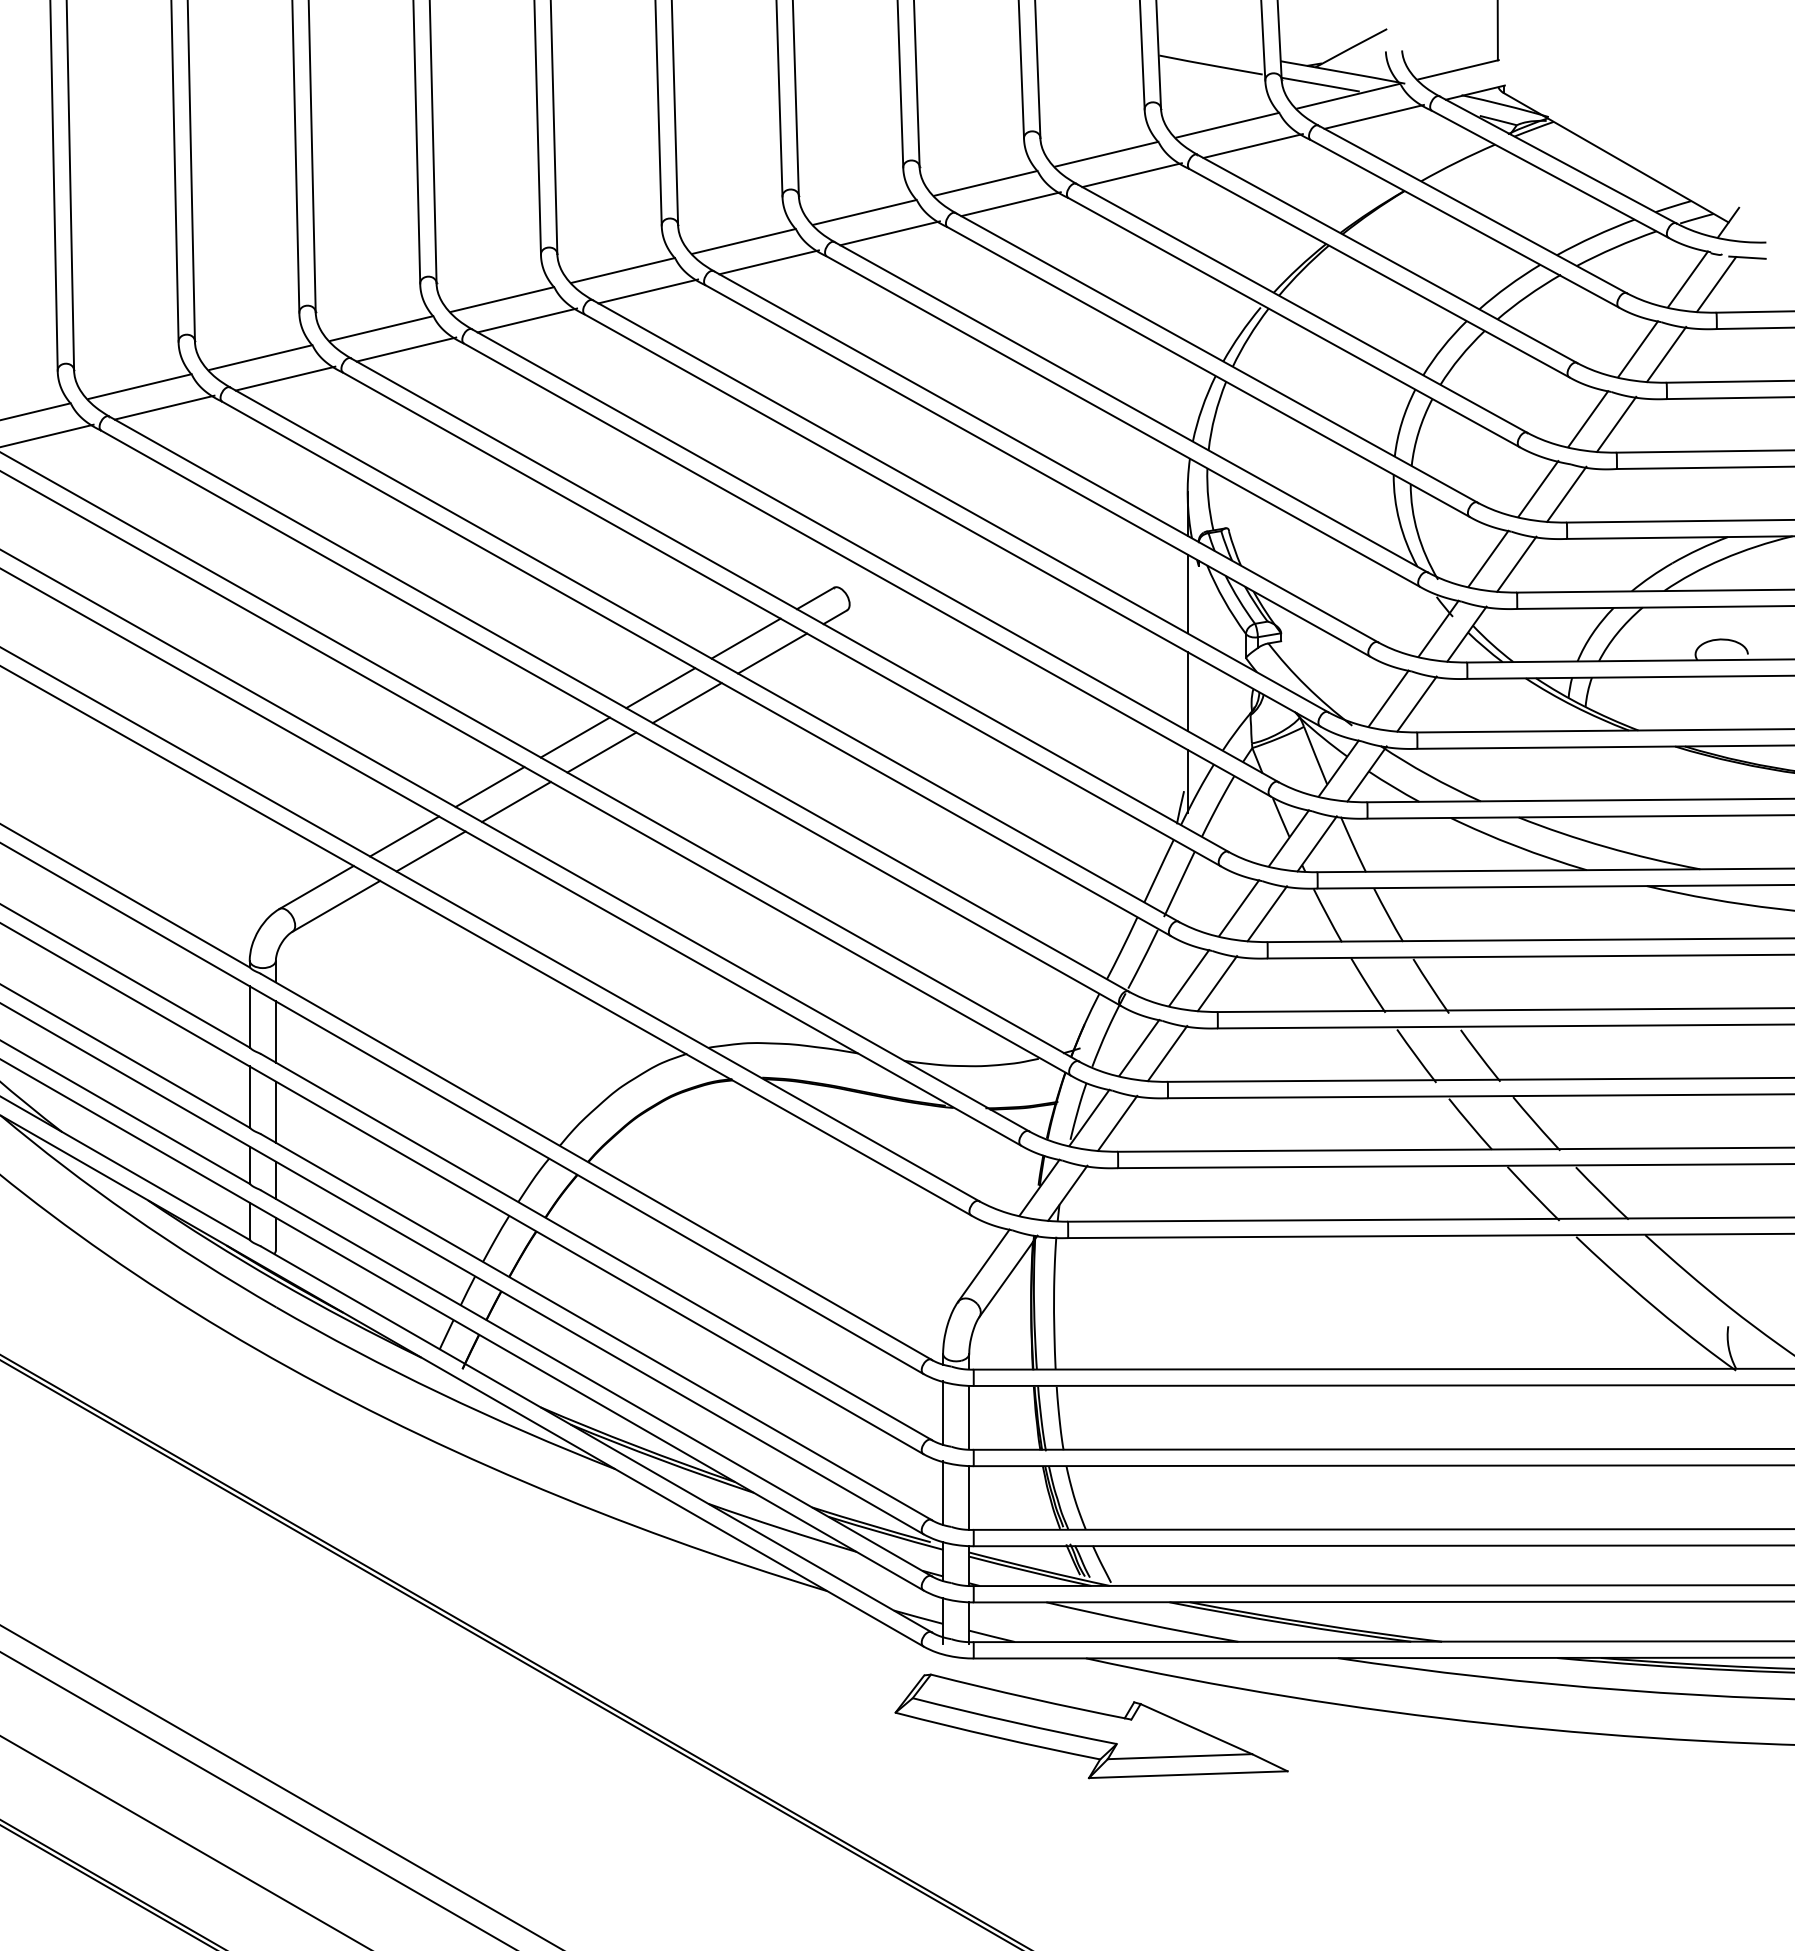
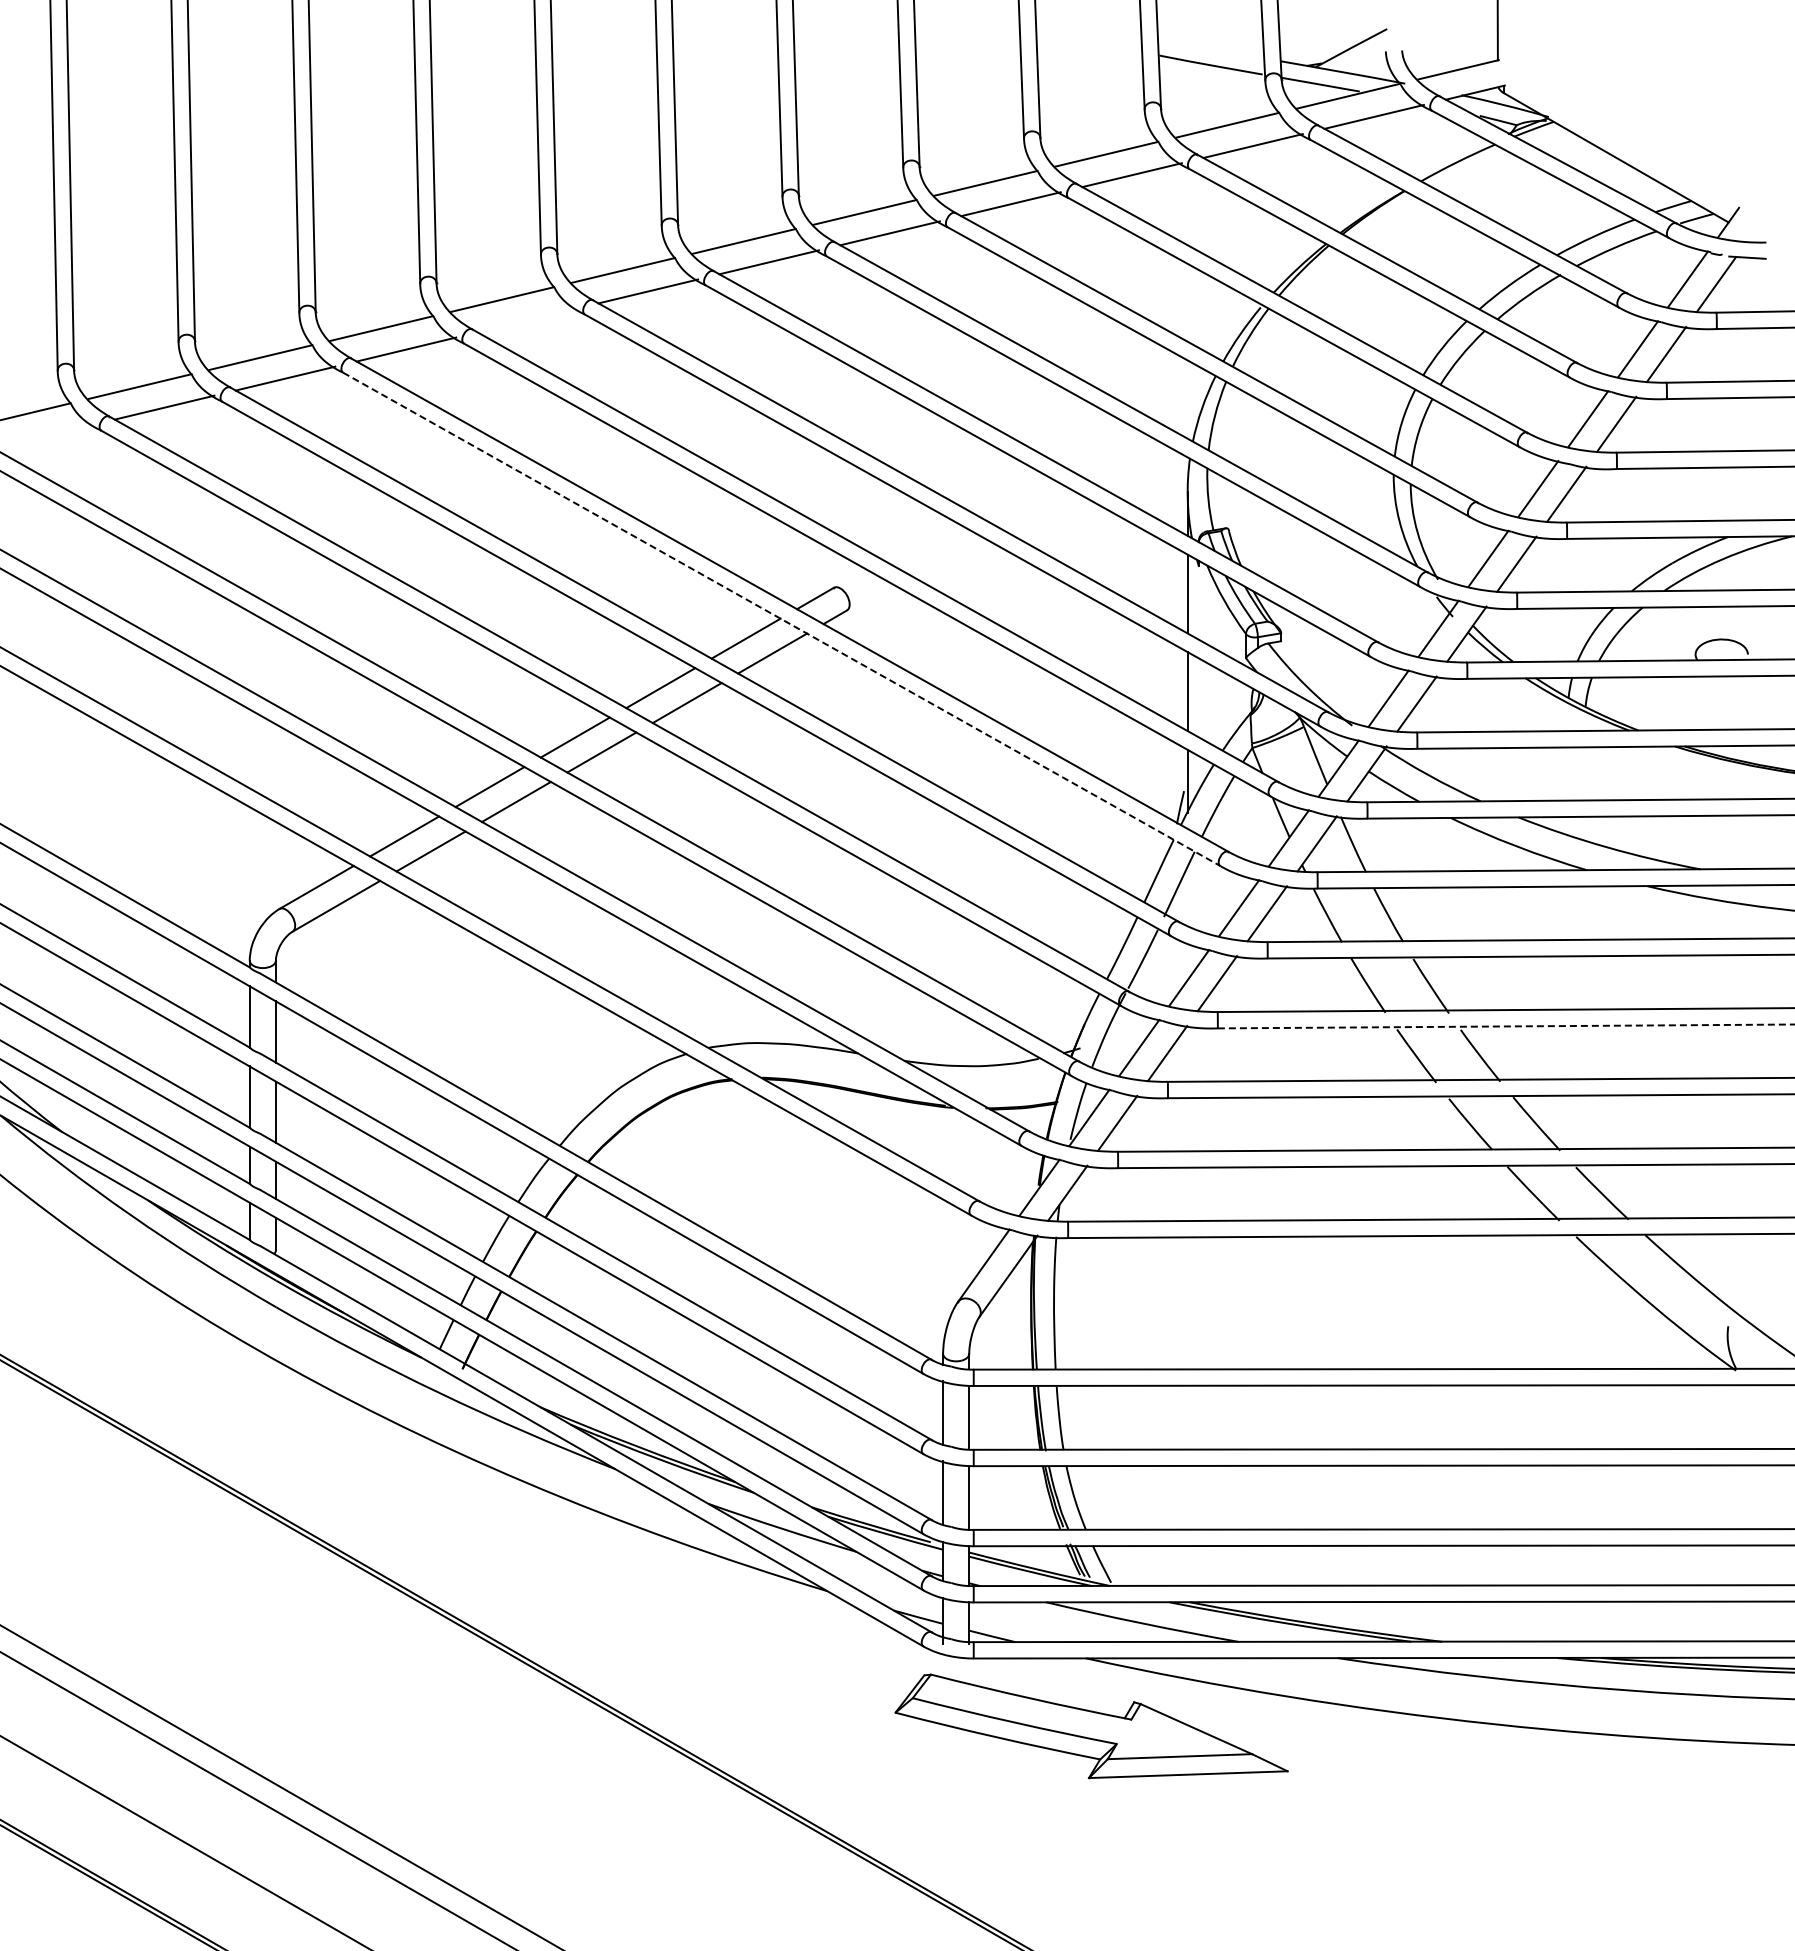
line: present -> none (527, 320)
line: present -> none (47, 435)
line: solid -> dashed (782, 619)
line: solid -> dashed (1506, 1026)
